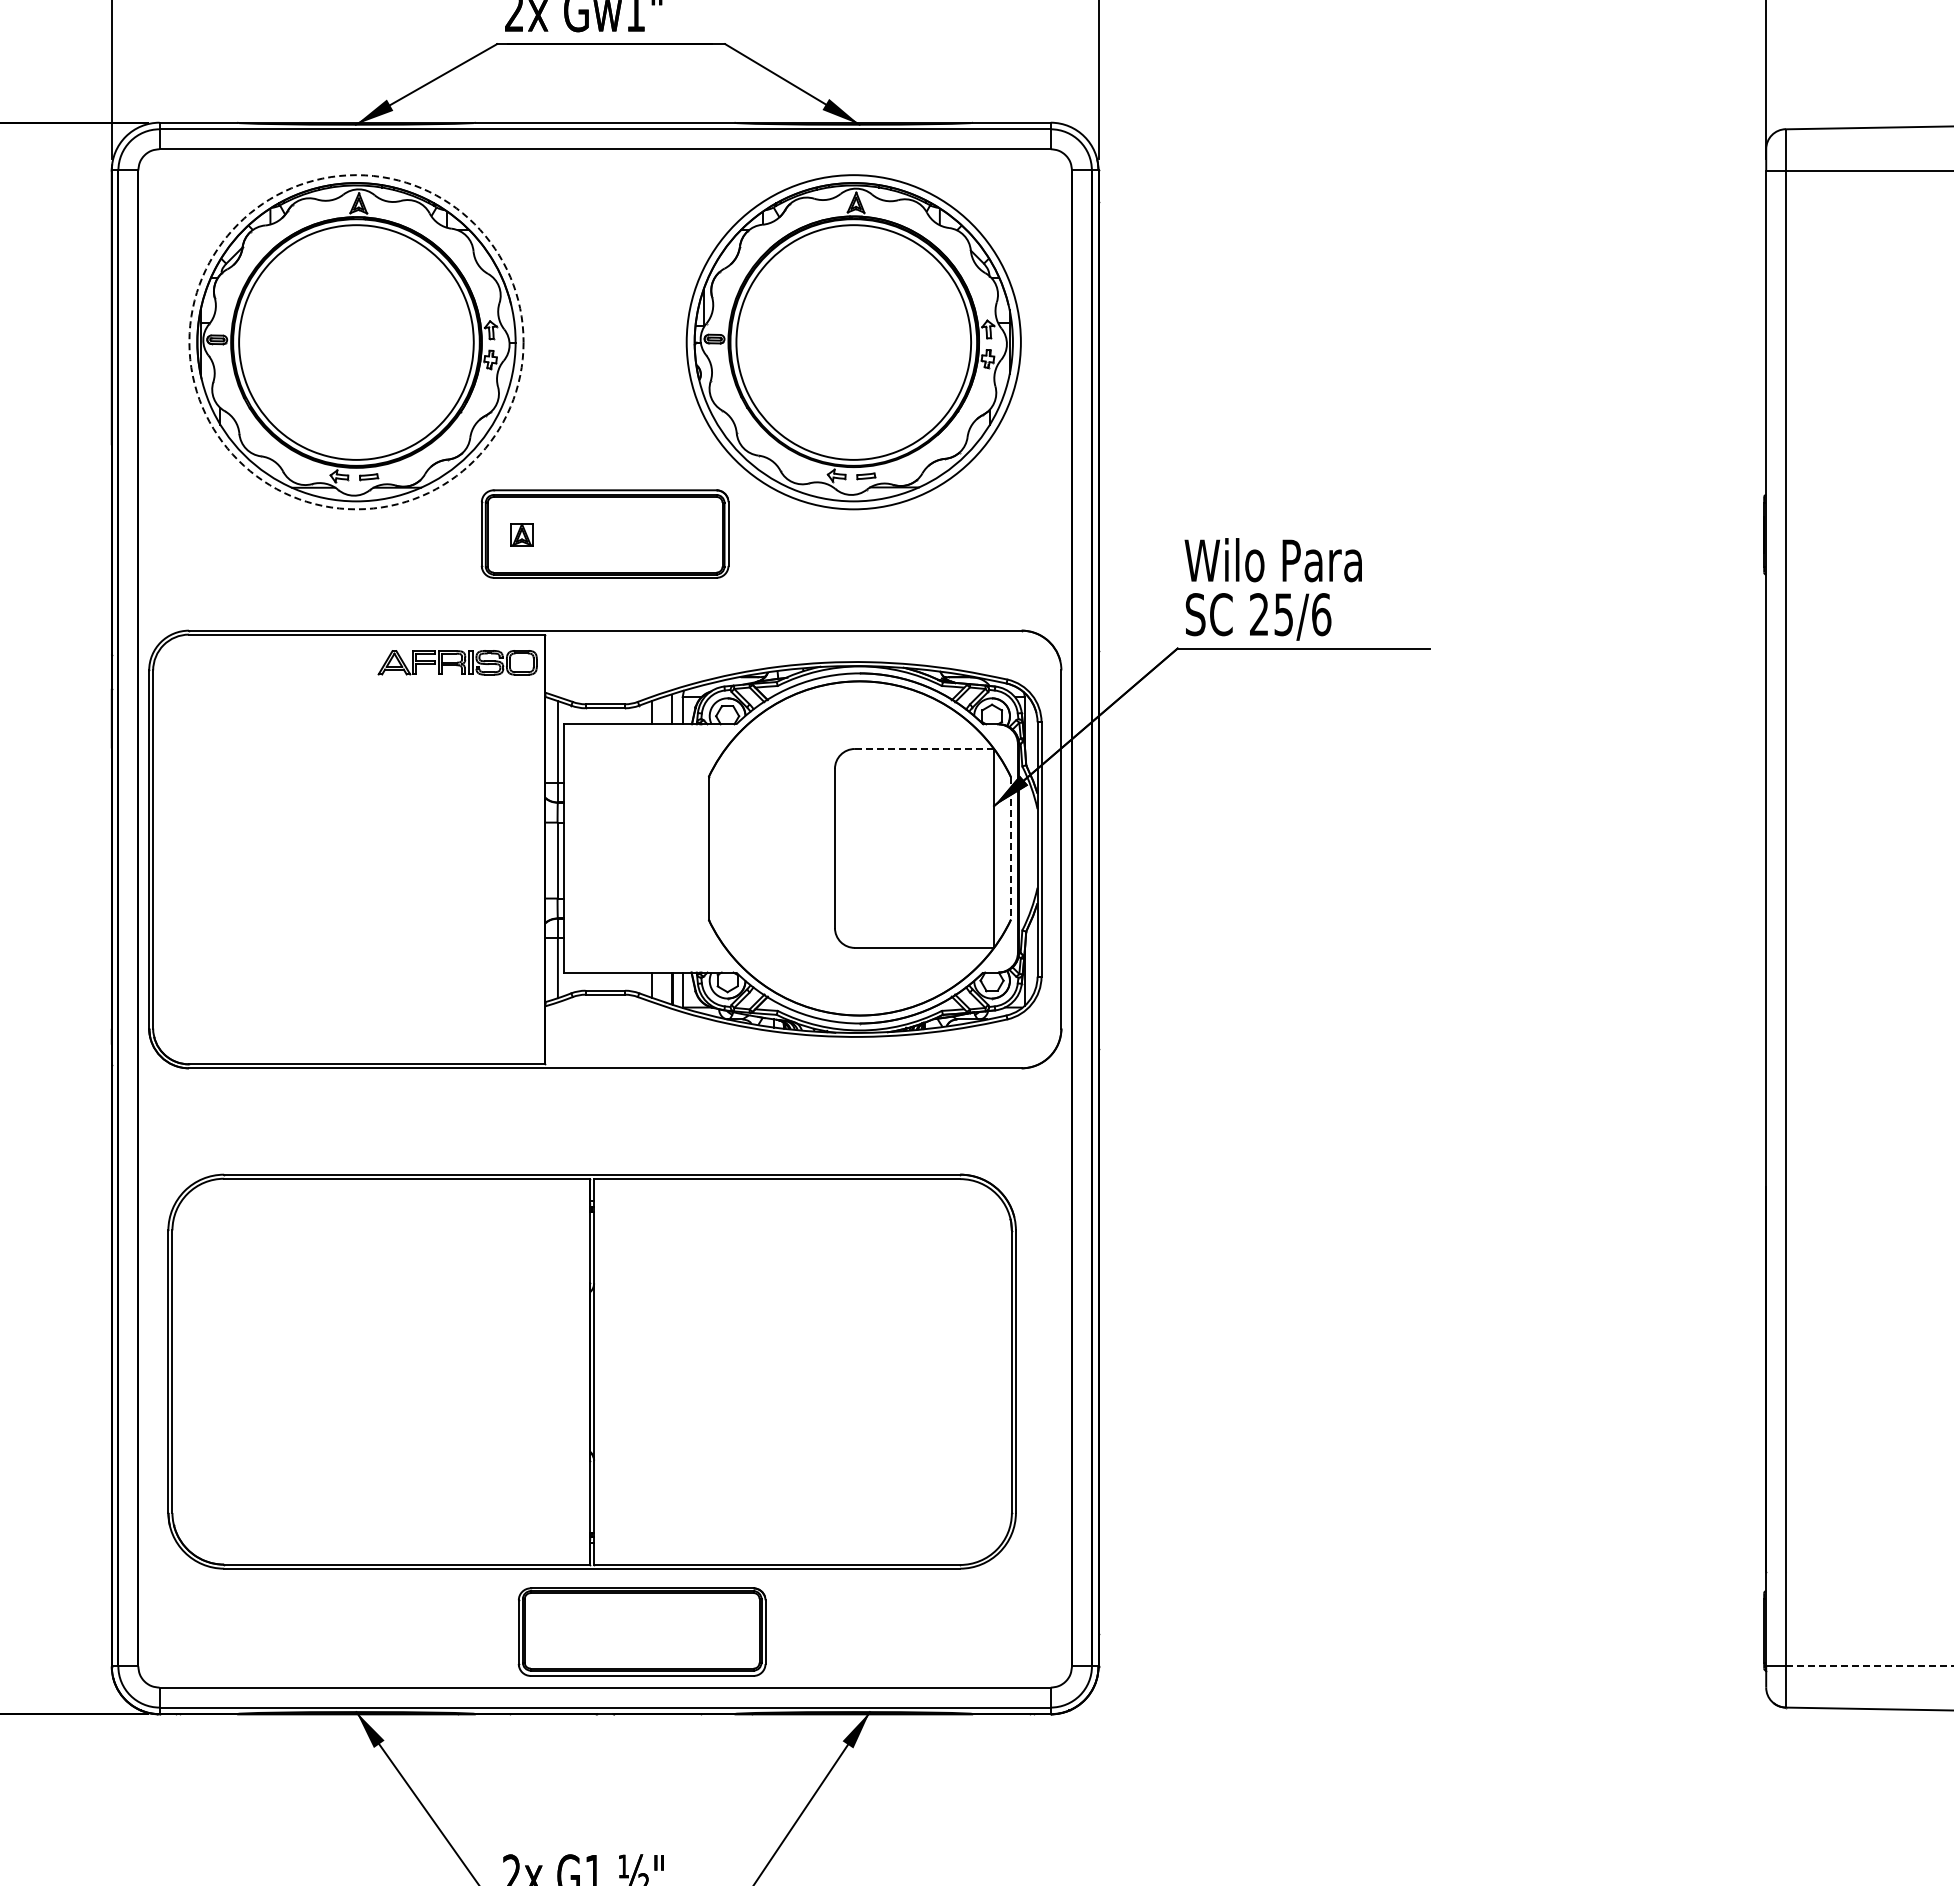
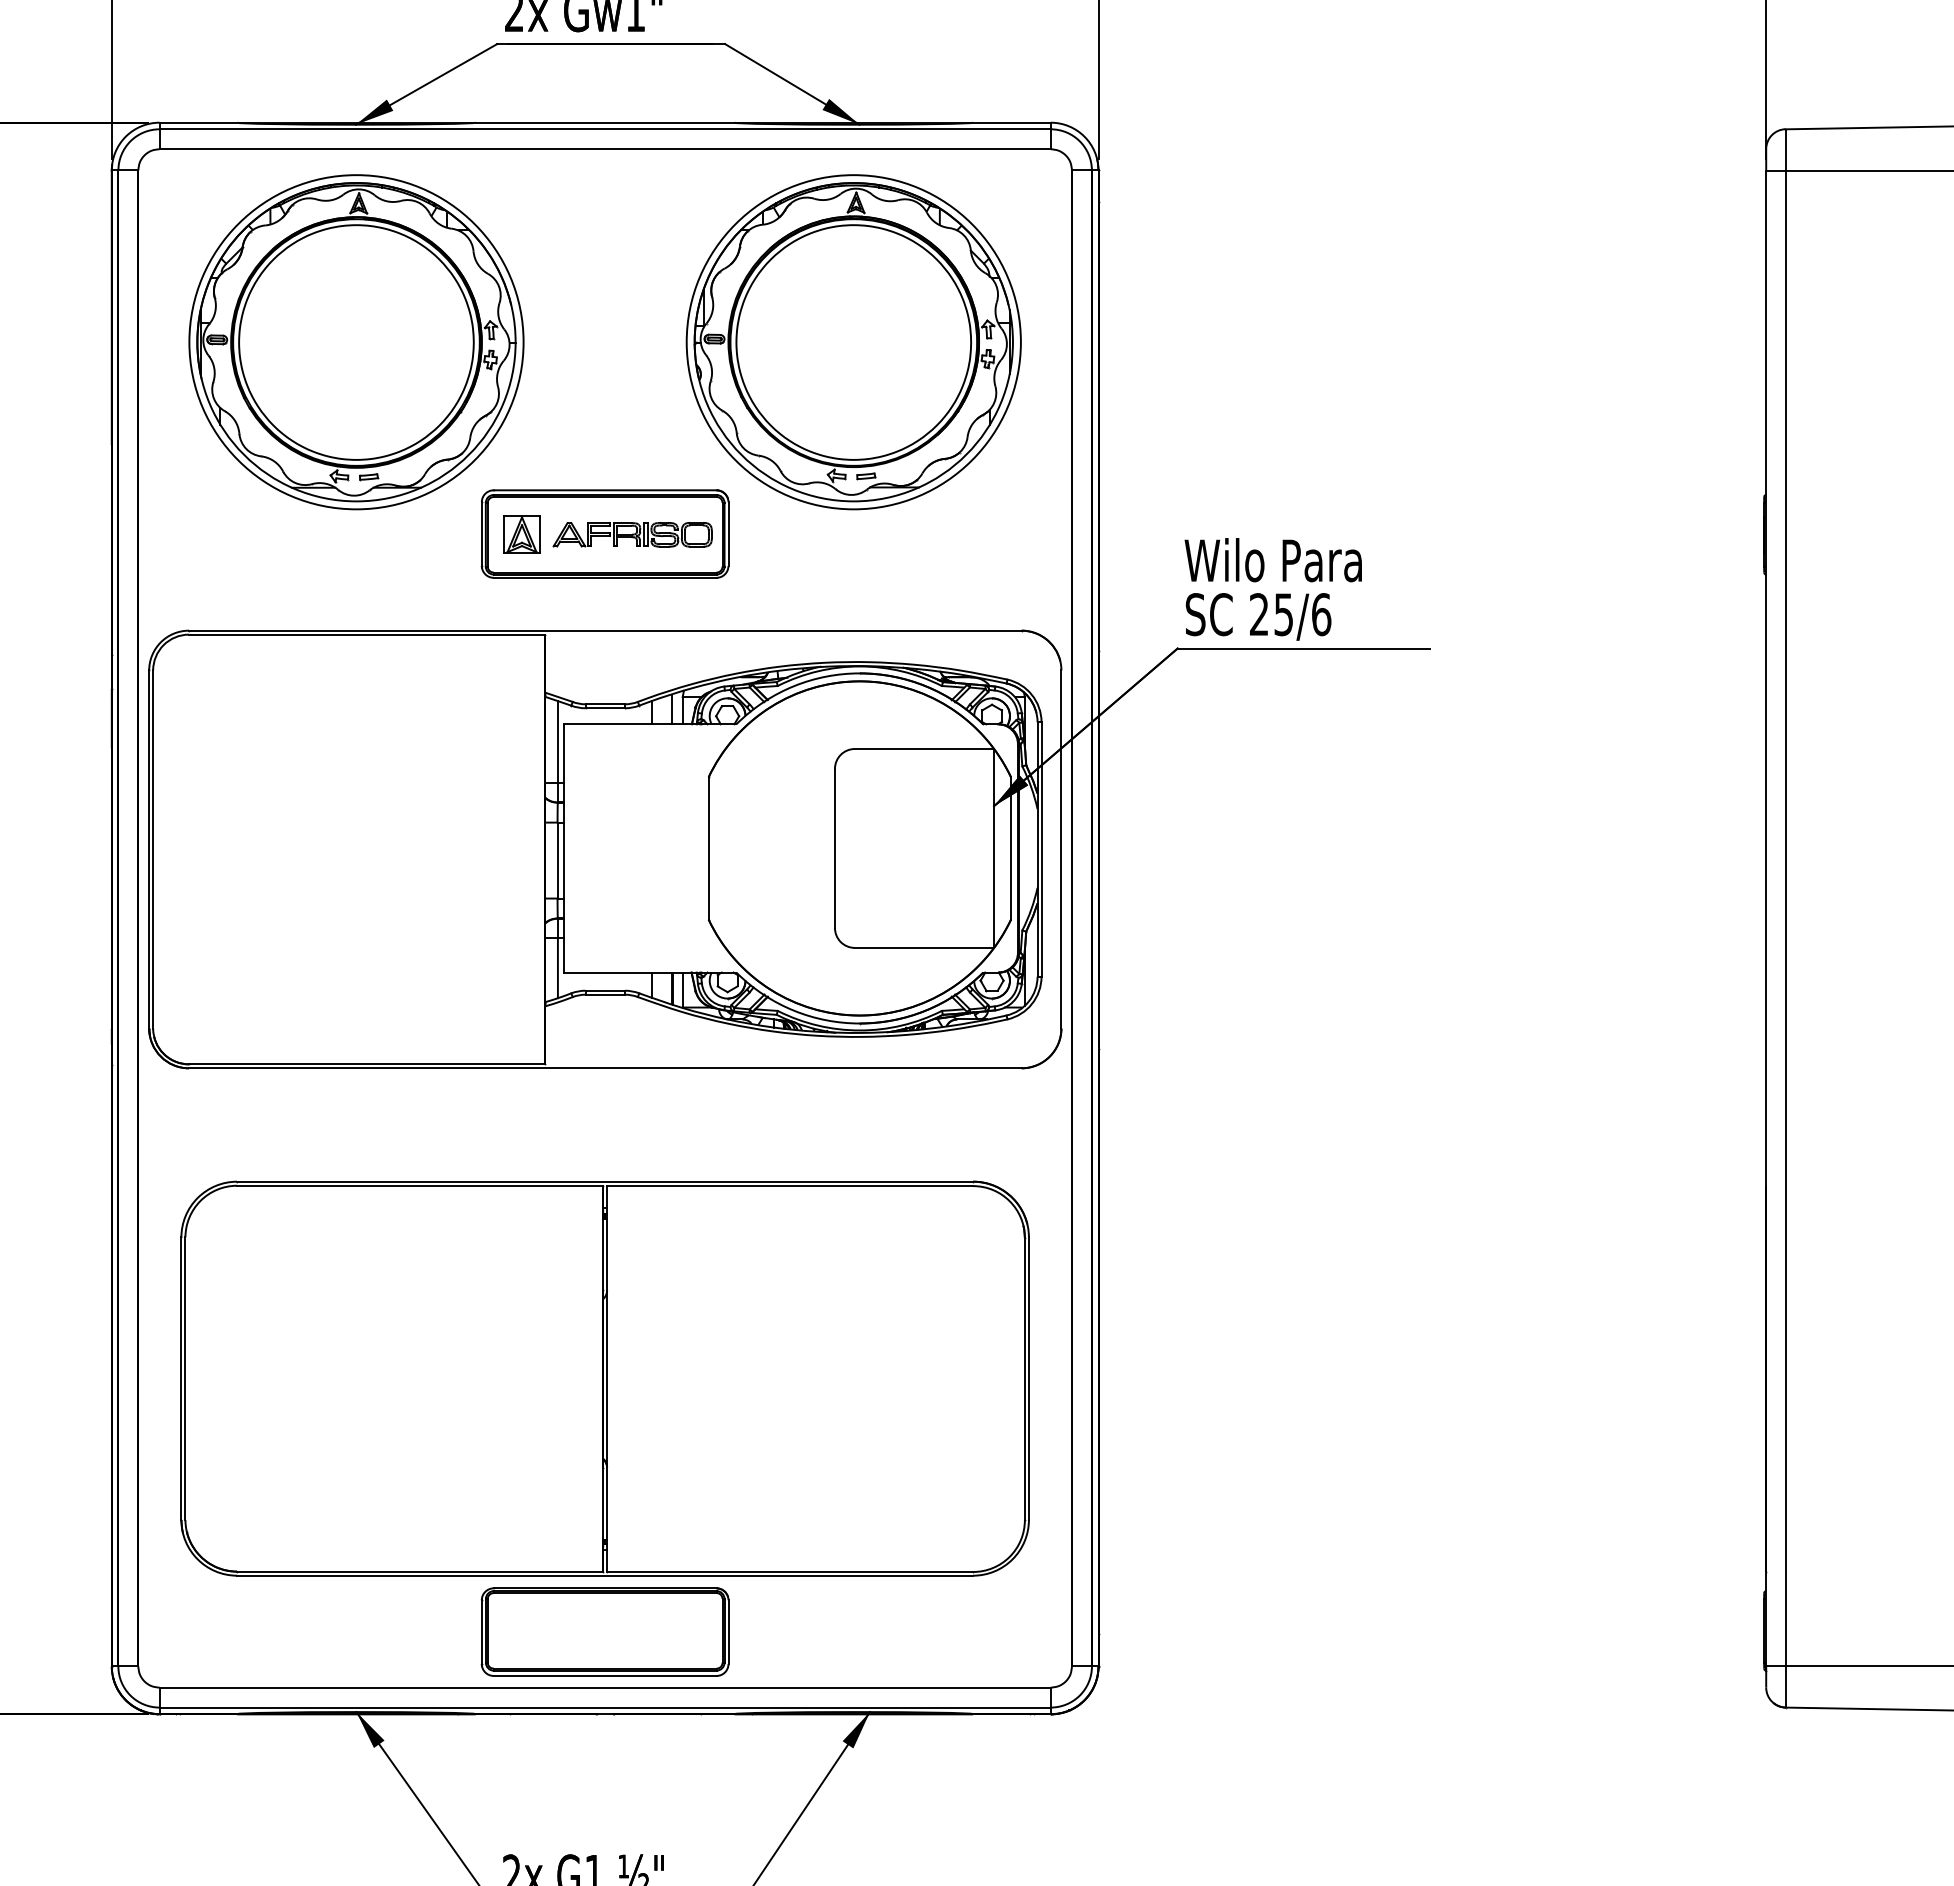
circle: dashed -> solid (356, 342)
part size: 24x24 px -> 38x39 px (521, 534)
part position: (457, 662) -> (632, 534) (632, 534)
line: dashed -> solid (924, 749)
line: dashed -> solid (1011, 848)
part position: (591, 1371) -> (604, 1378) (604, 1378)
part position: (641, 1631) -> (604, 1631) (604, 1631)
line: dashed -> solid (1869, 1666)
